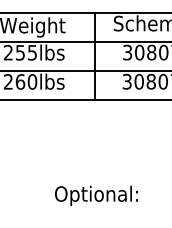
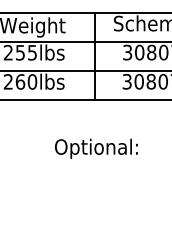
text position: (96, 195) -> (96, 148) (96, 148)
